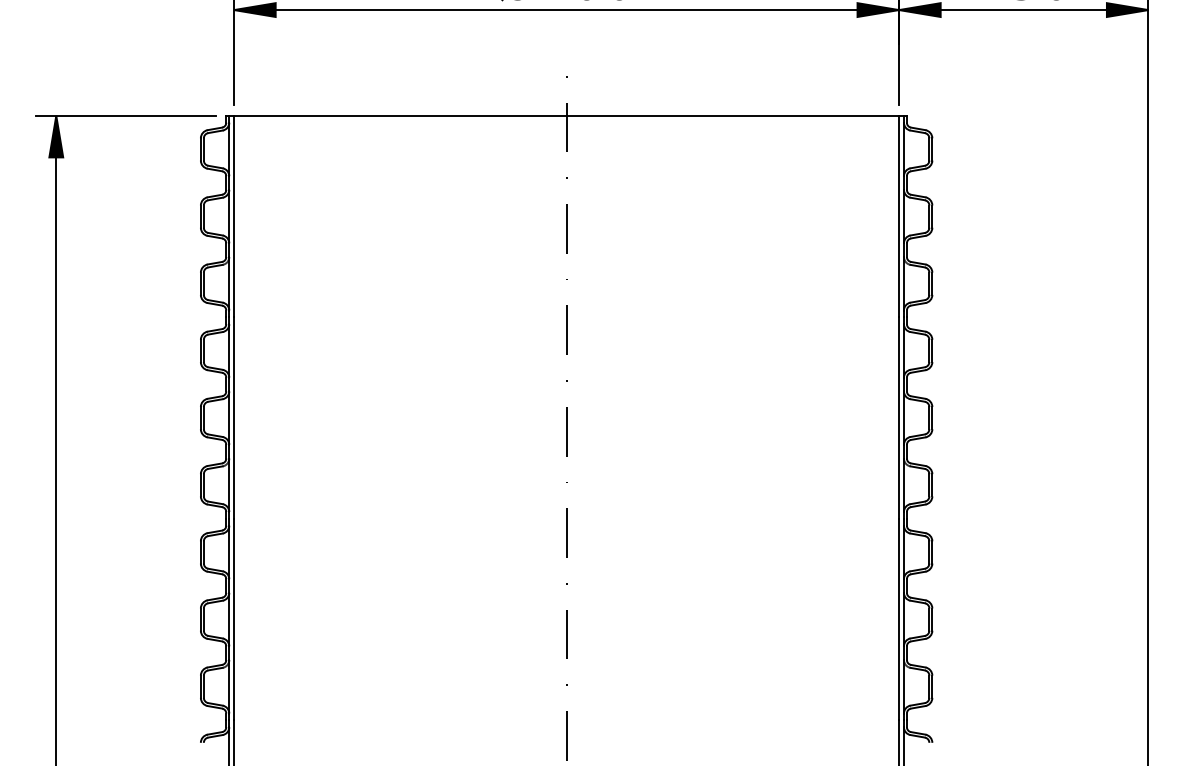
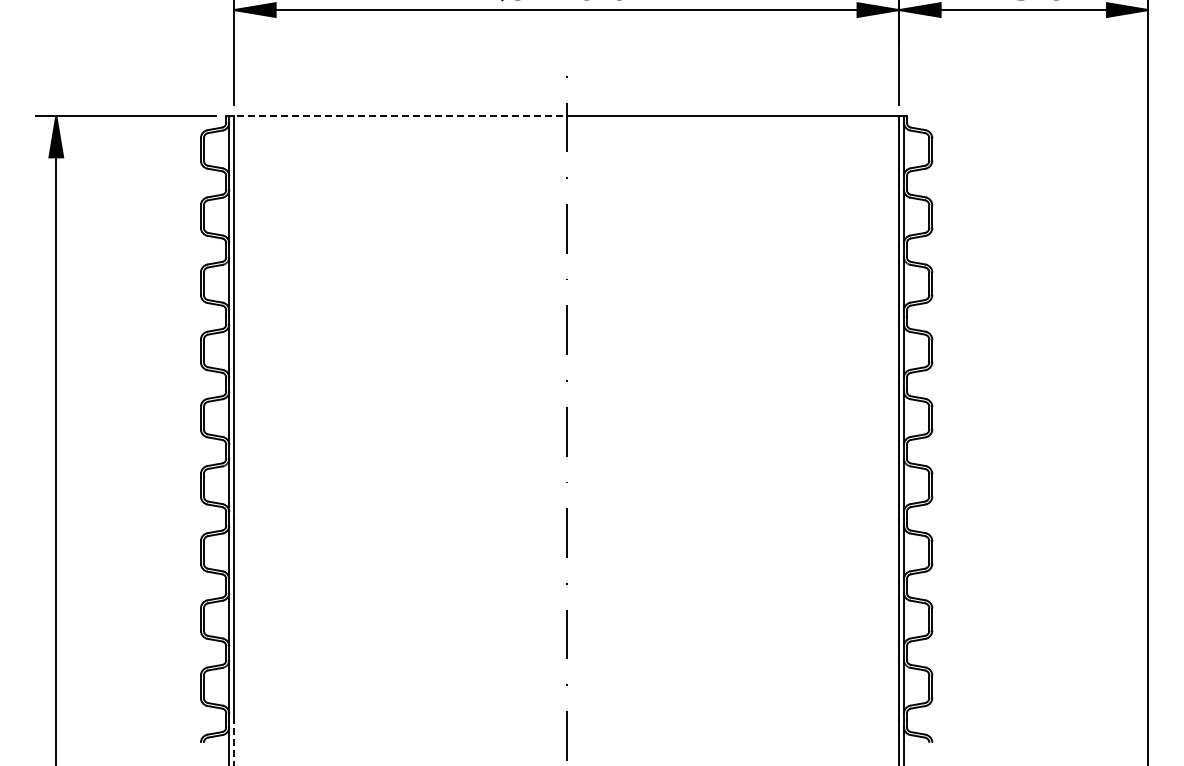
line: solid -> dashed (396, 115)
line: solid -> dashed (234, 742)
